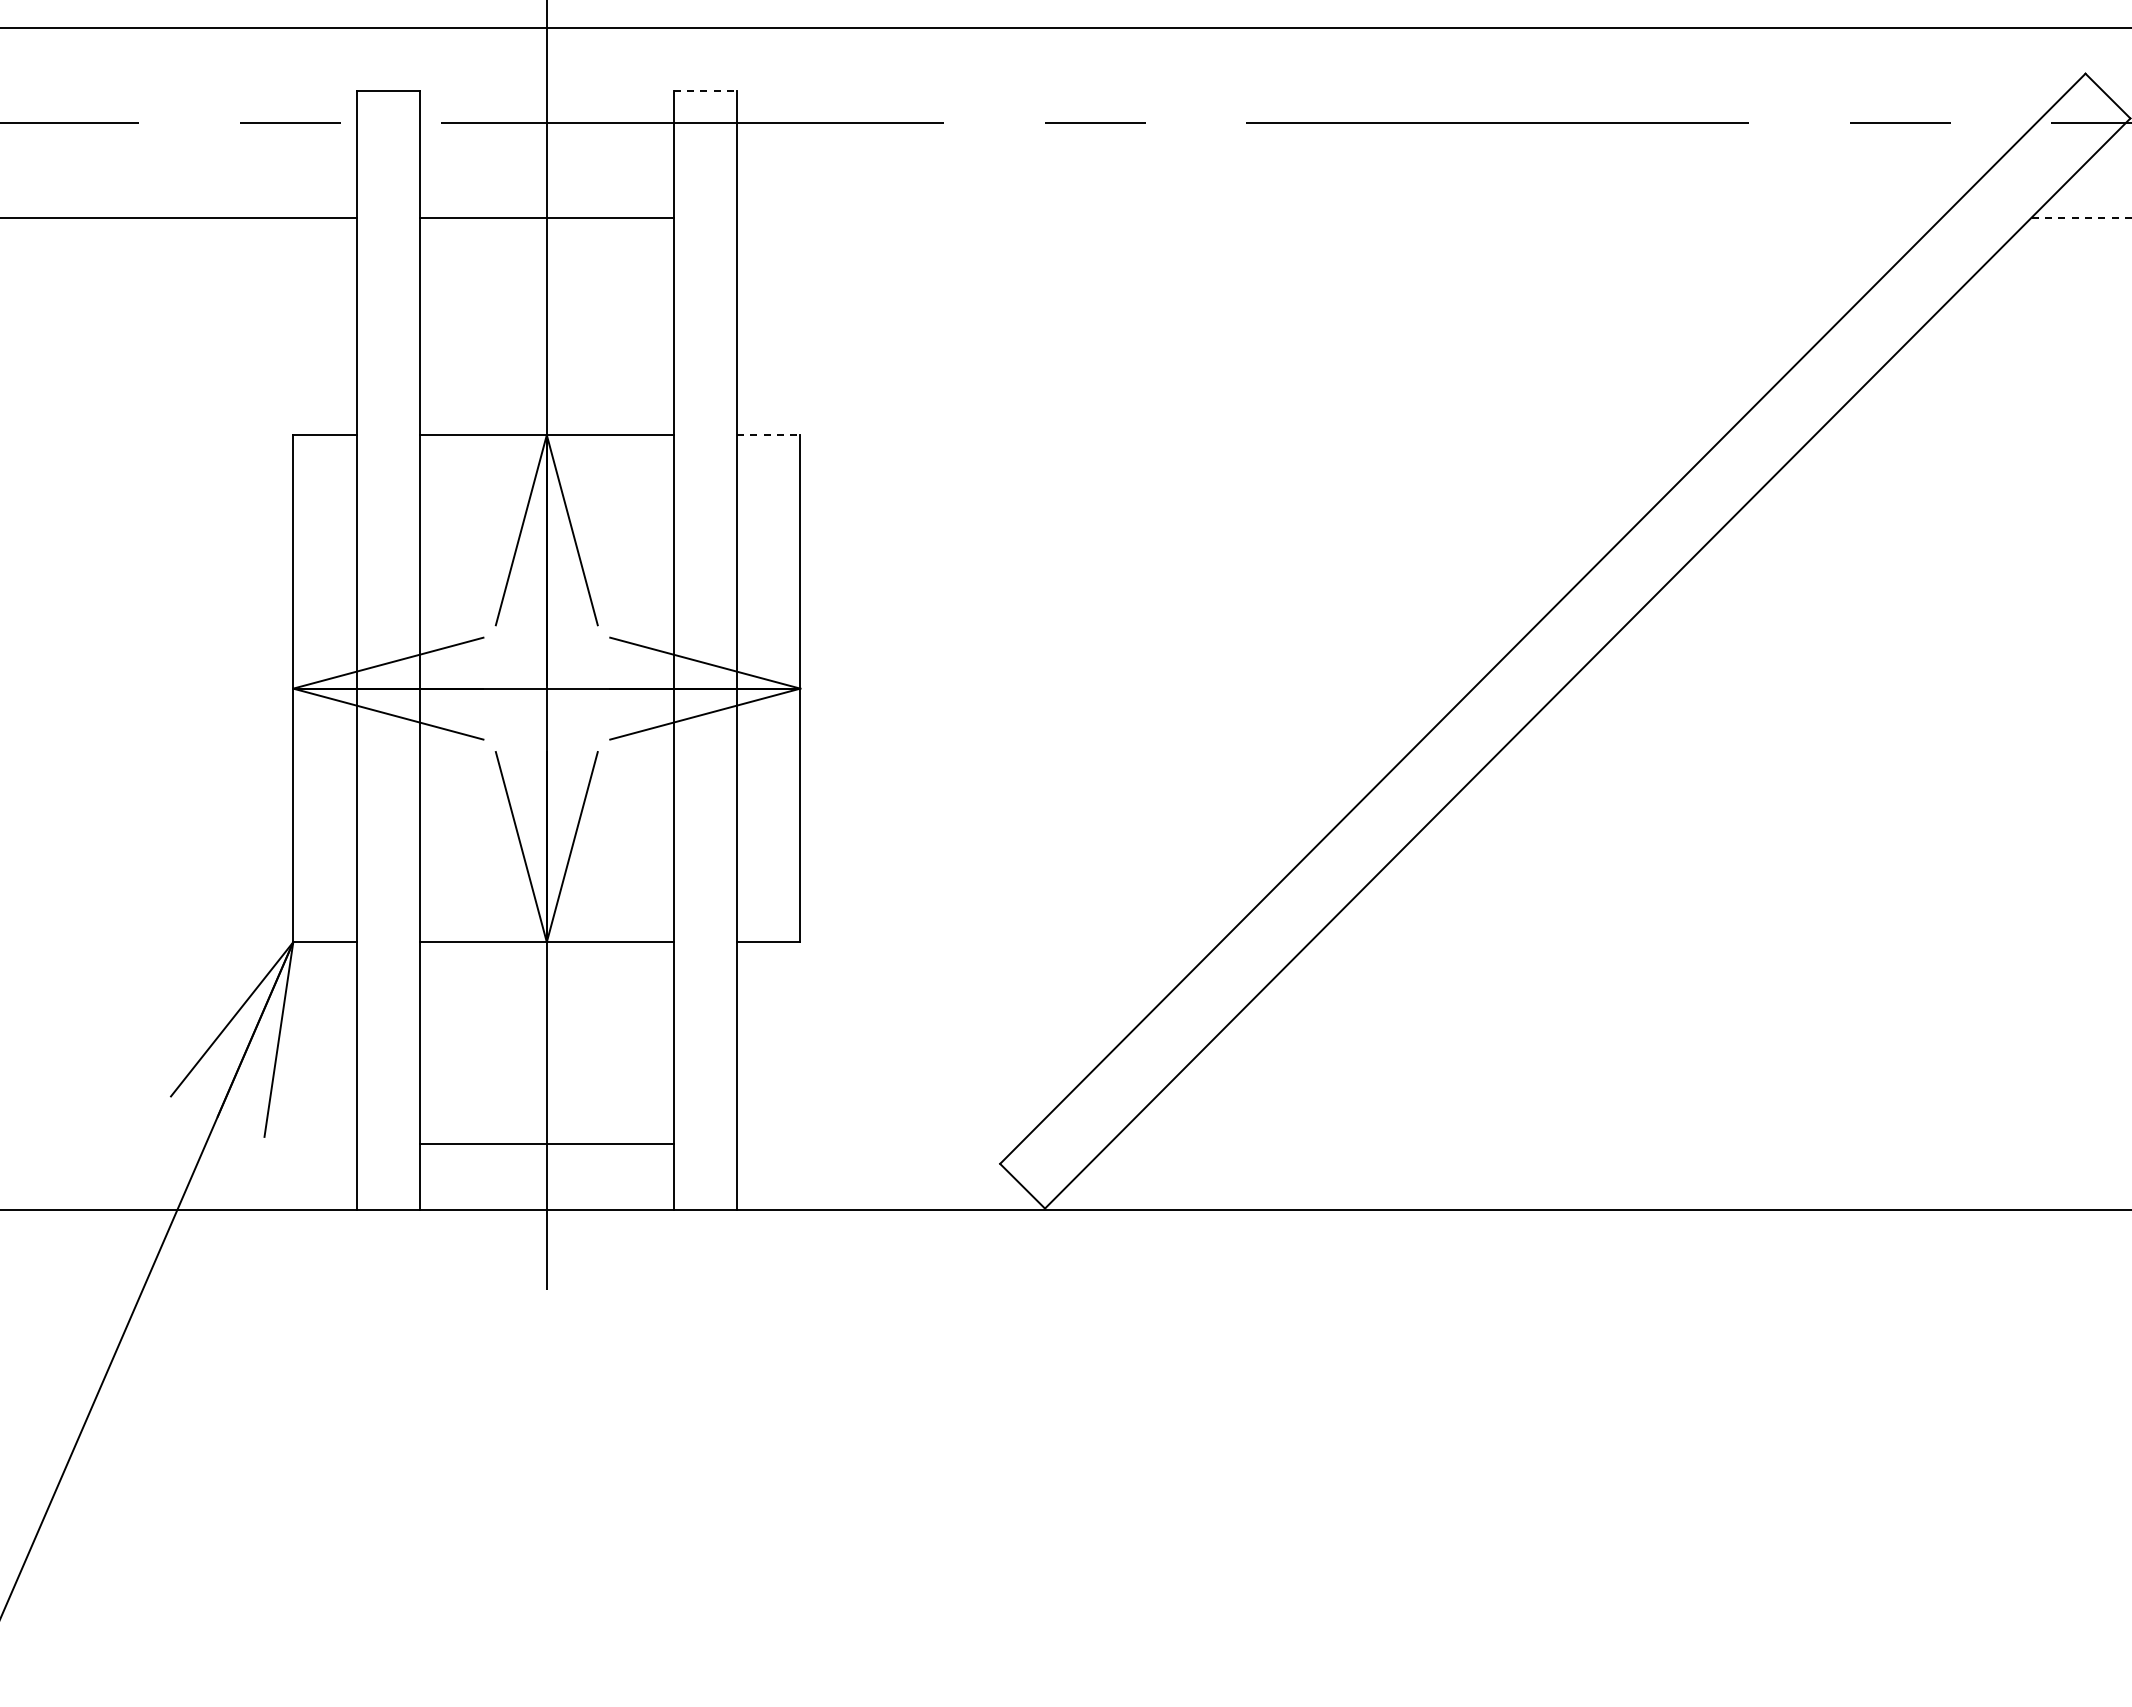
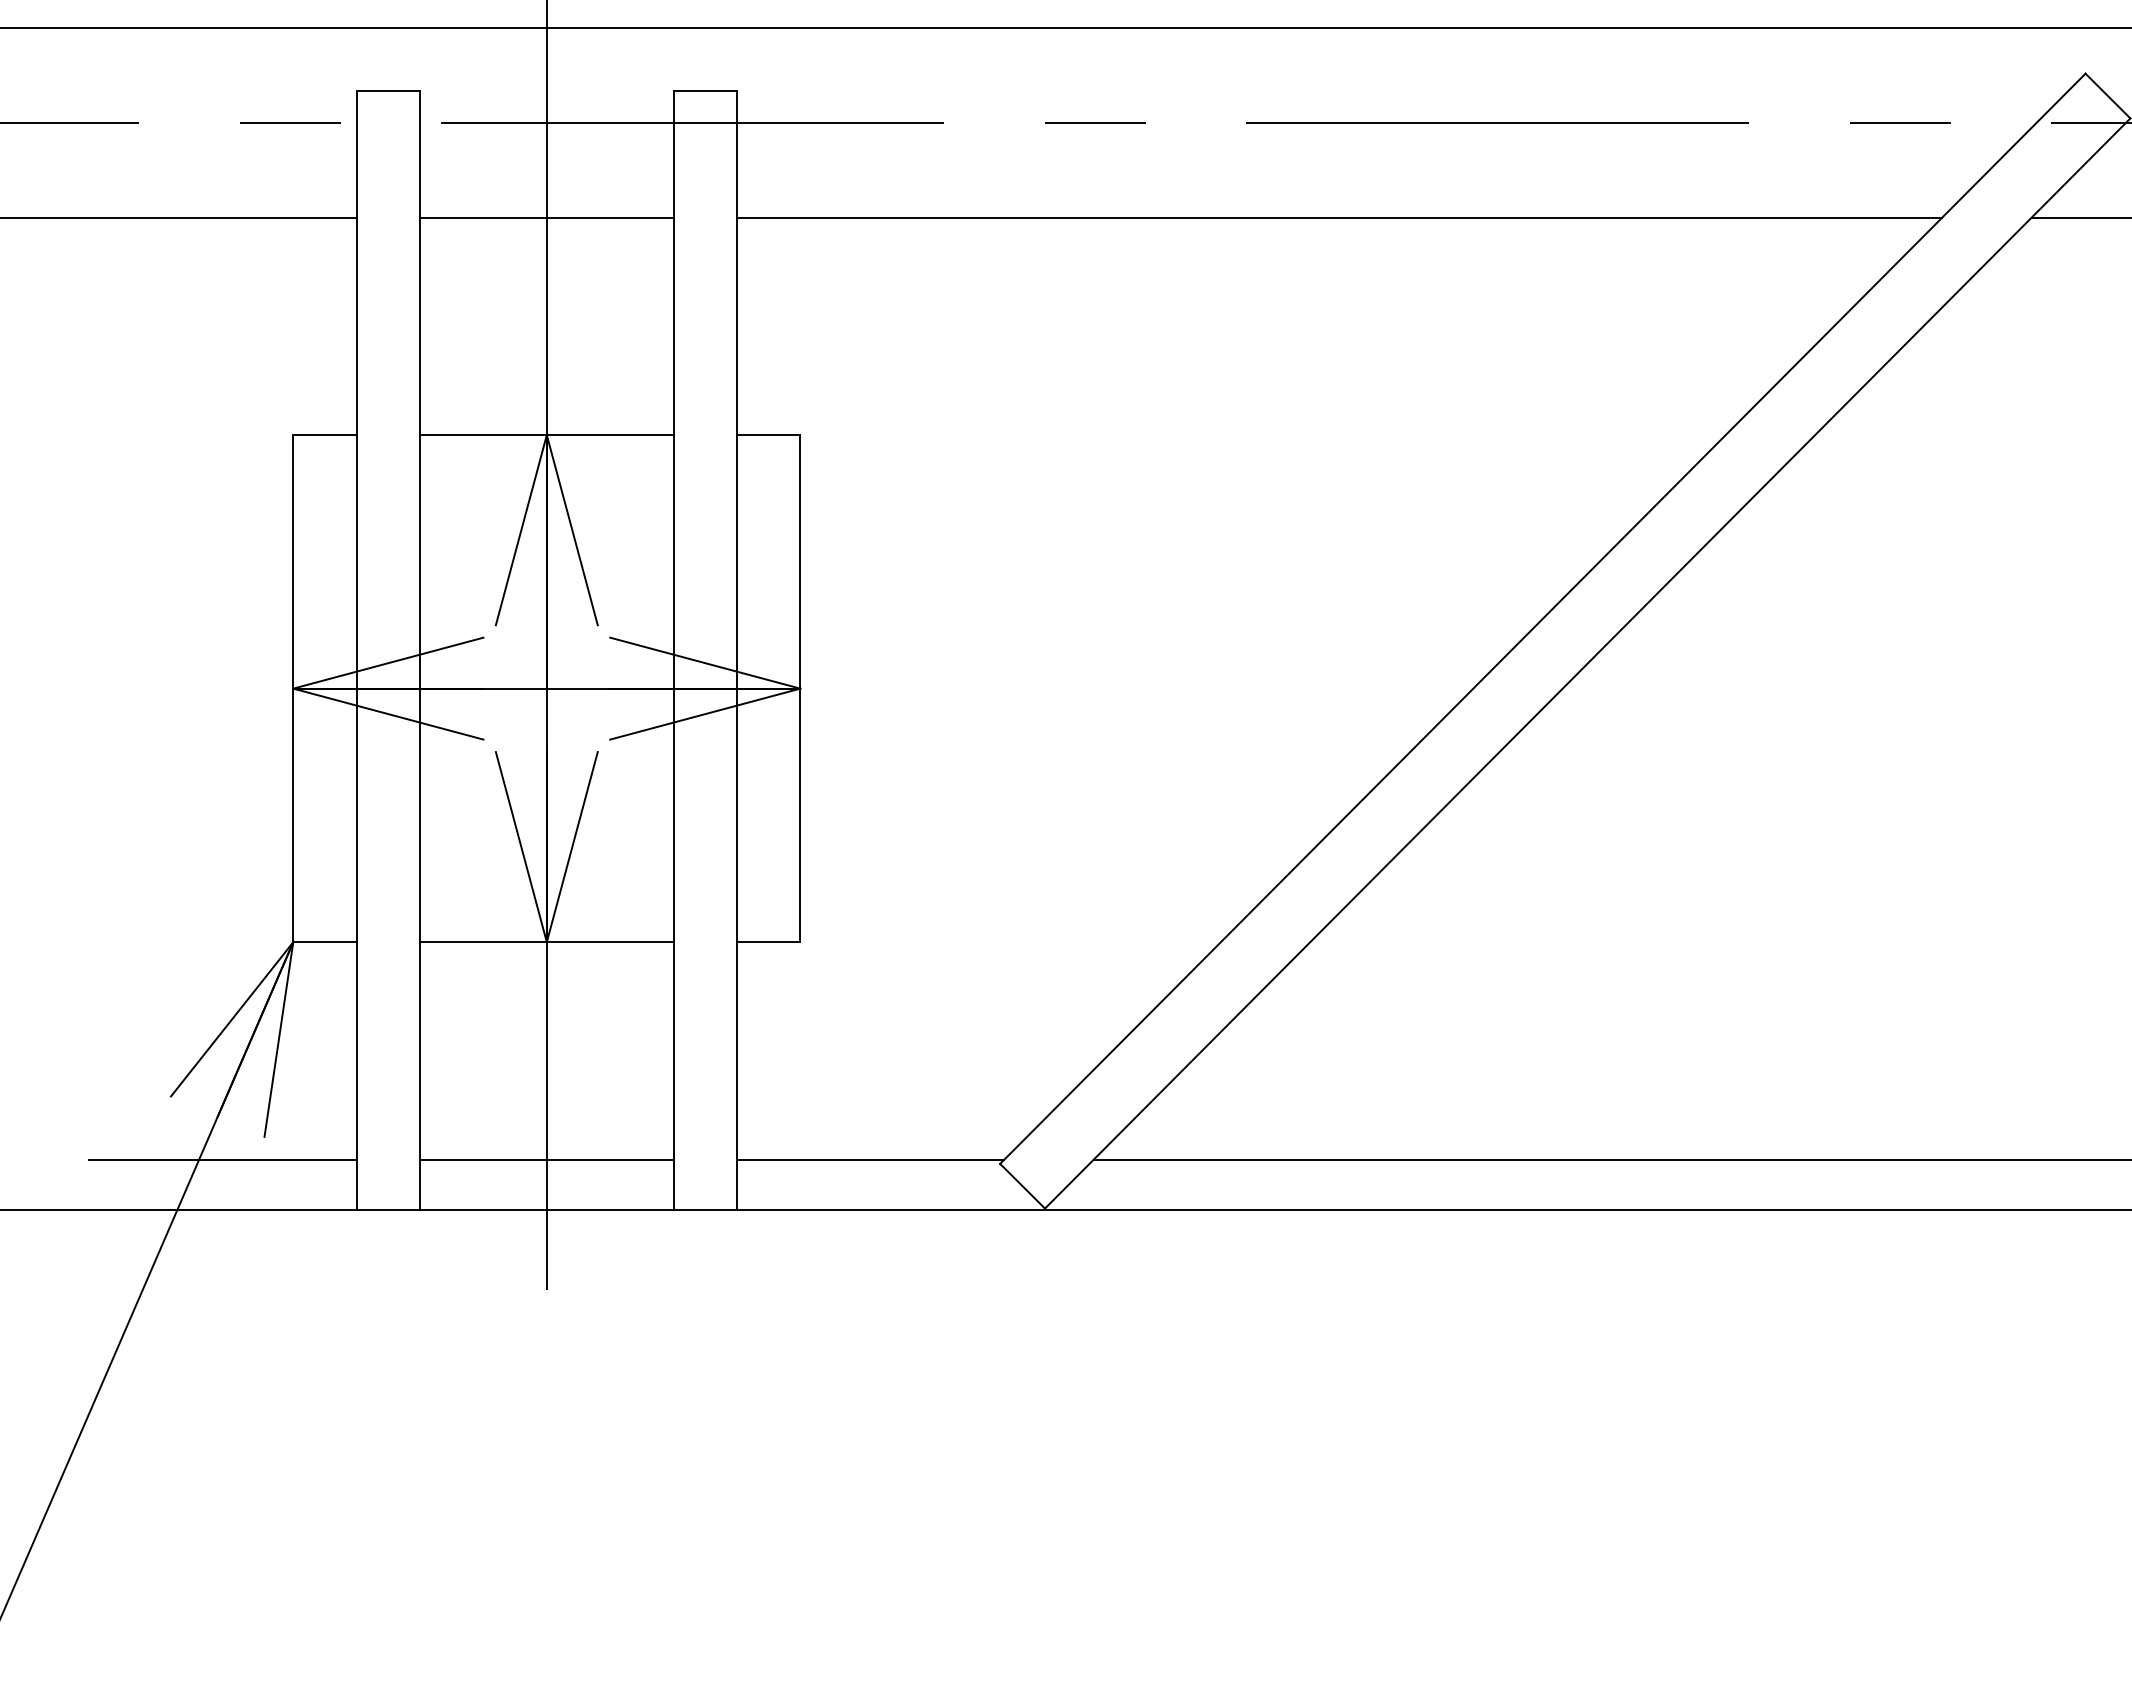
line: dashed -> solid (705, 90)
line: none -> present (1339, 217)
line: dashed -> solid (2081, 217)
line: dashed -> solid (768, 435)
line position: (546, 1143) -> (546, 1159) (546, 1159)
line: none -> present (222, 1159)
line: none -> present (870, 1159)
line: none -> present (1610, 1159)
